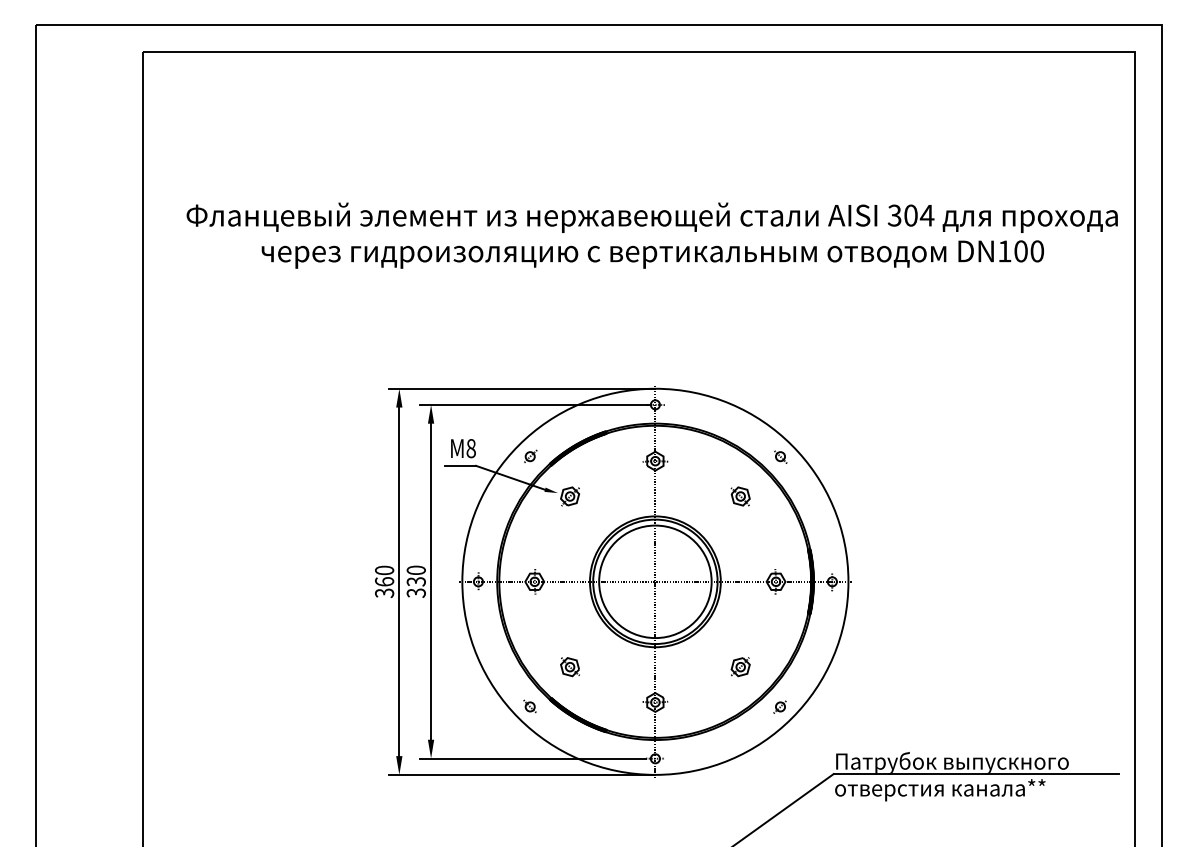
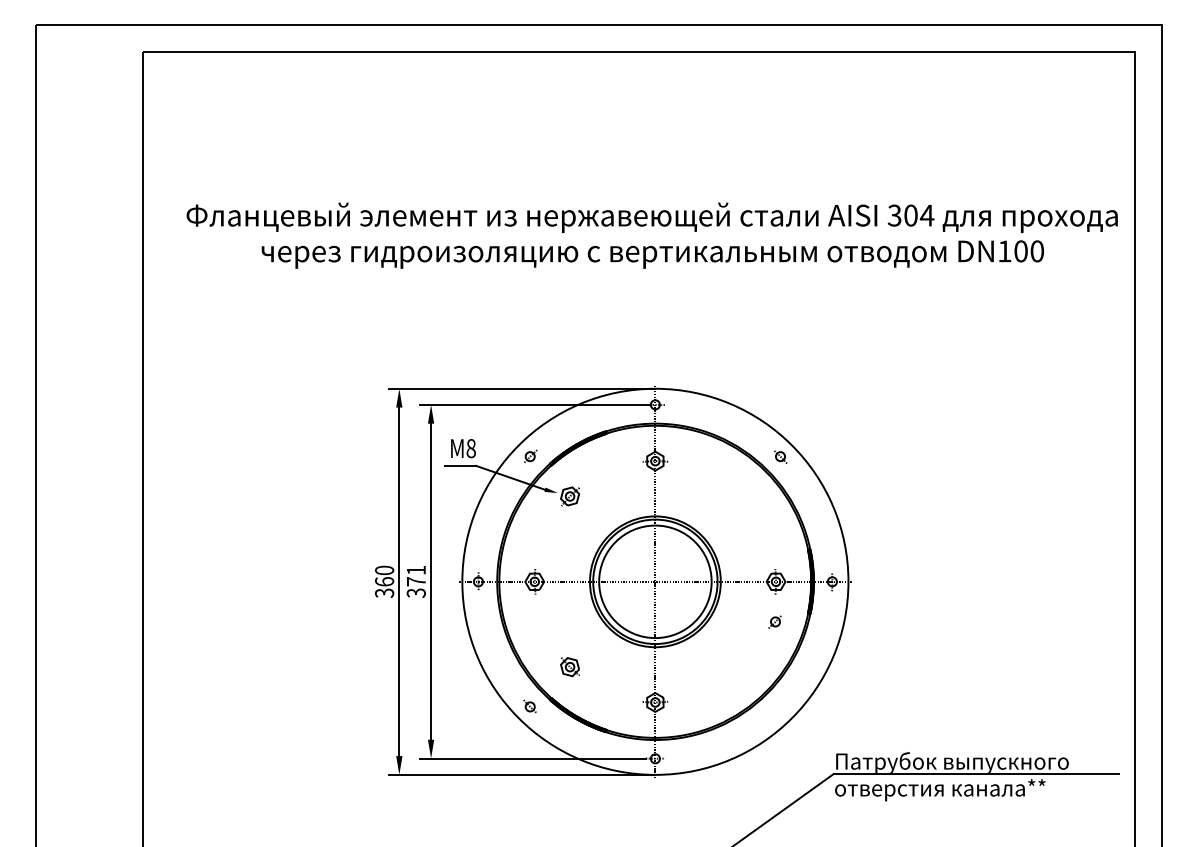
part: present -> none (740, 496)
text: 330 -> 371 (415, 575)
part: present -> none (740, 667)
part position: (779, 706) -> (774, 621) (774, 621)
